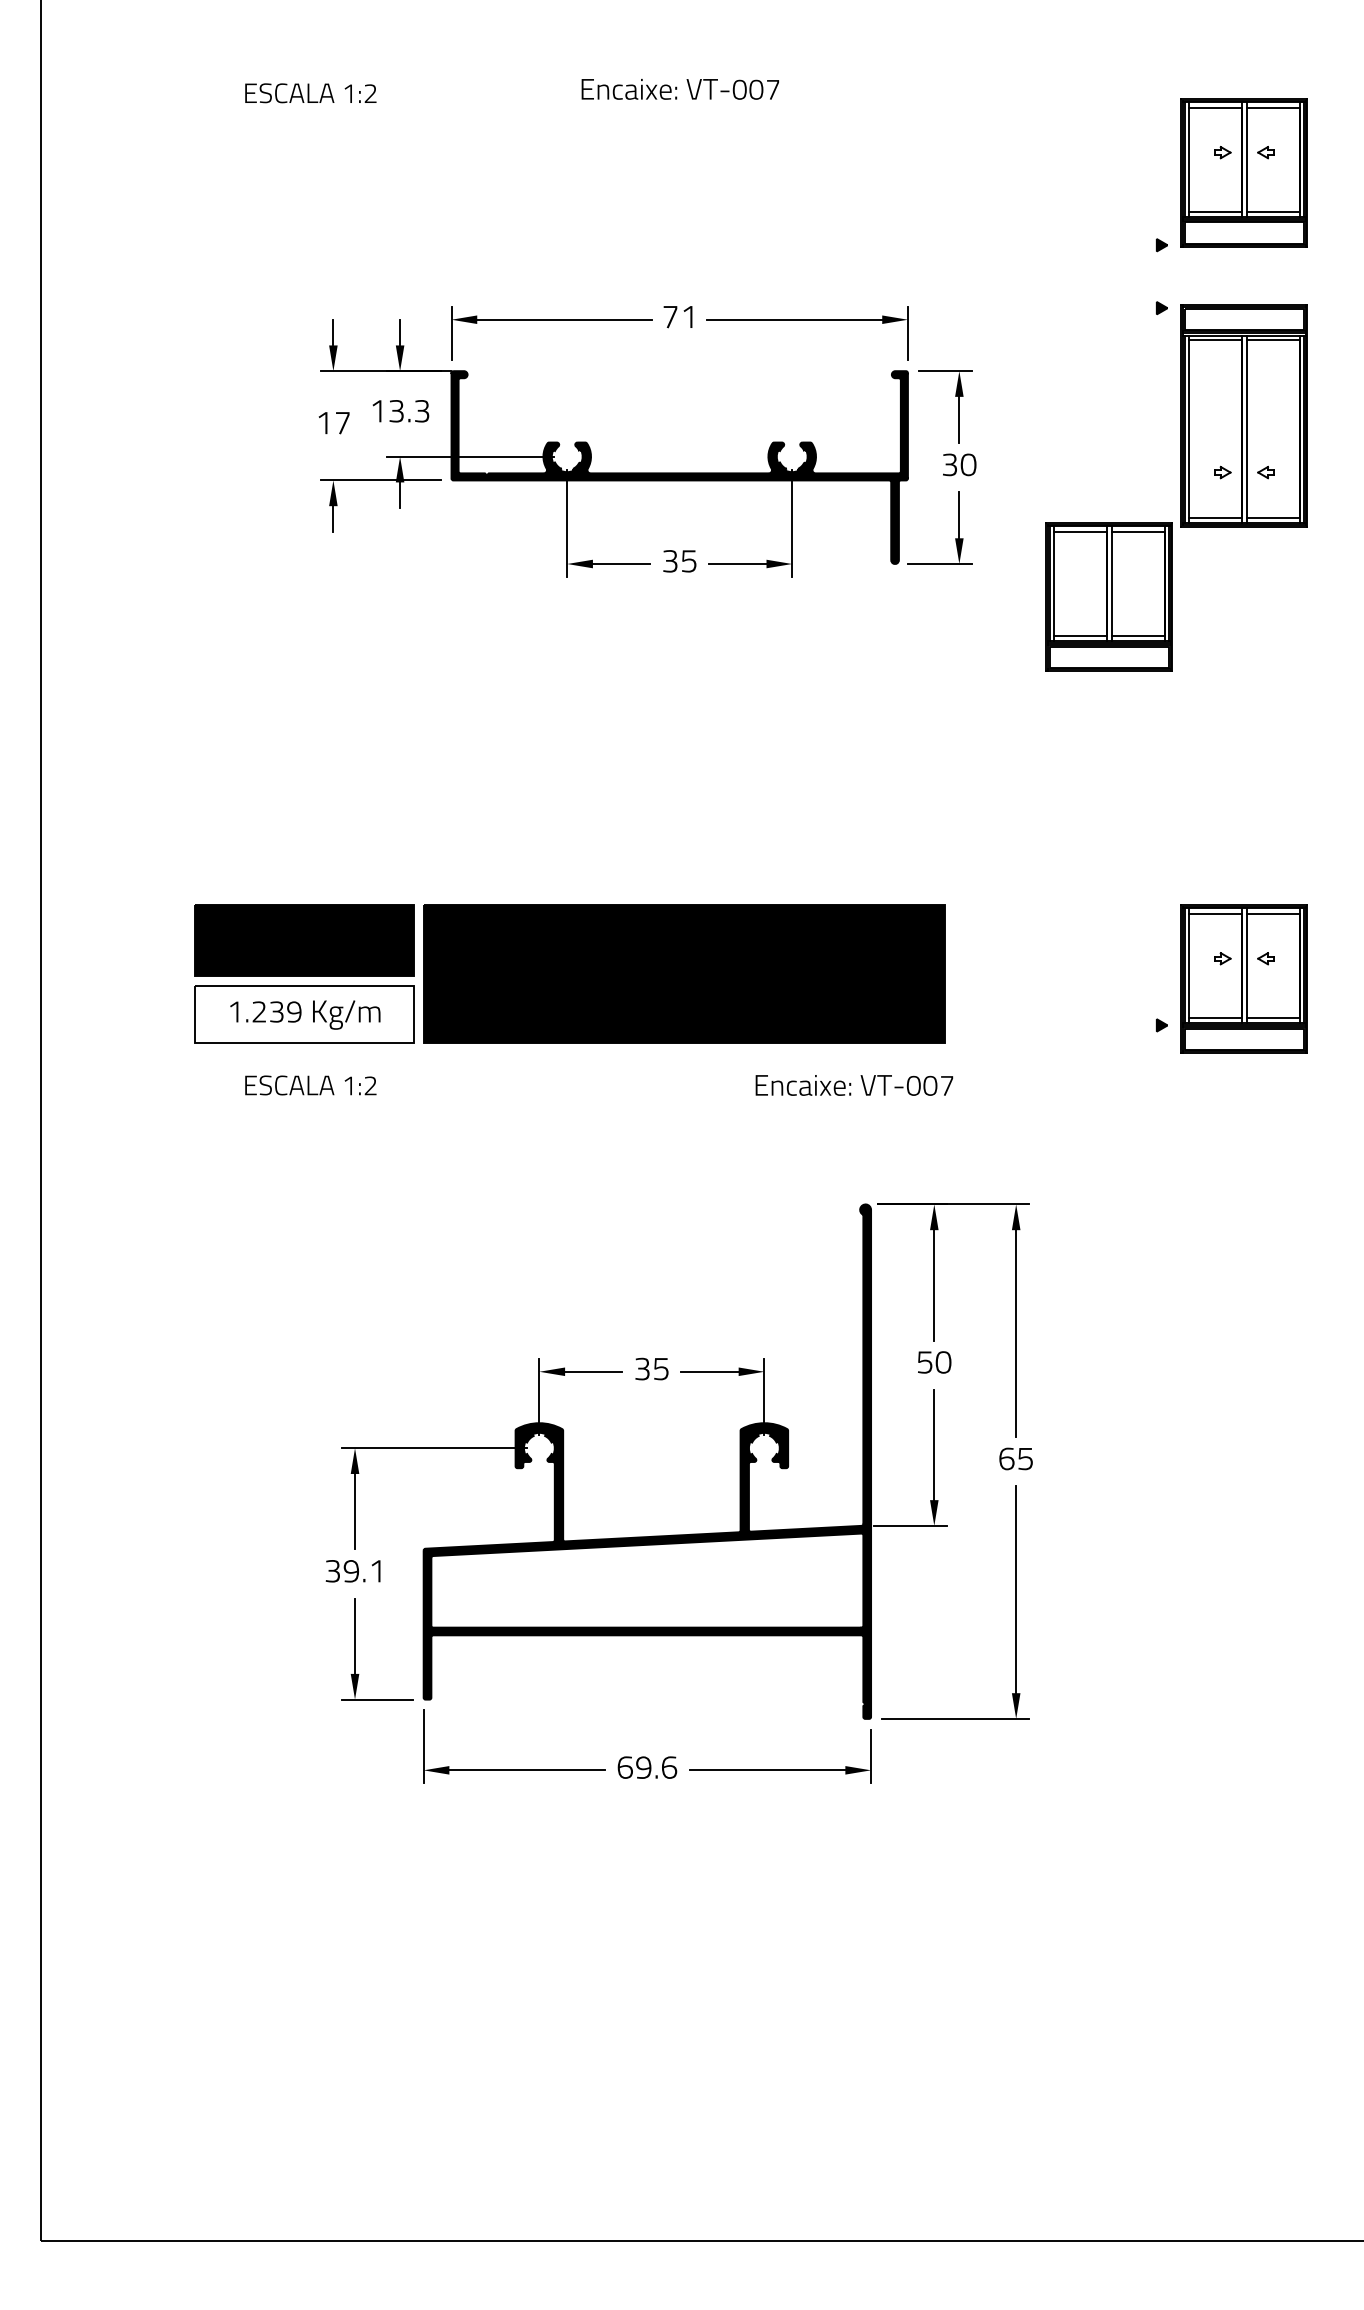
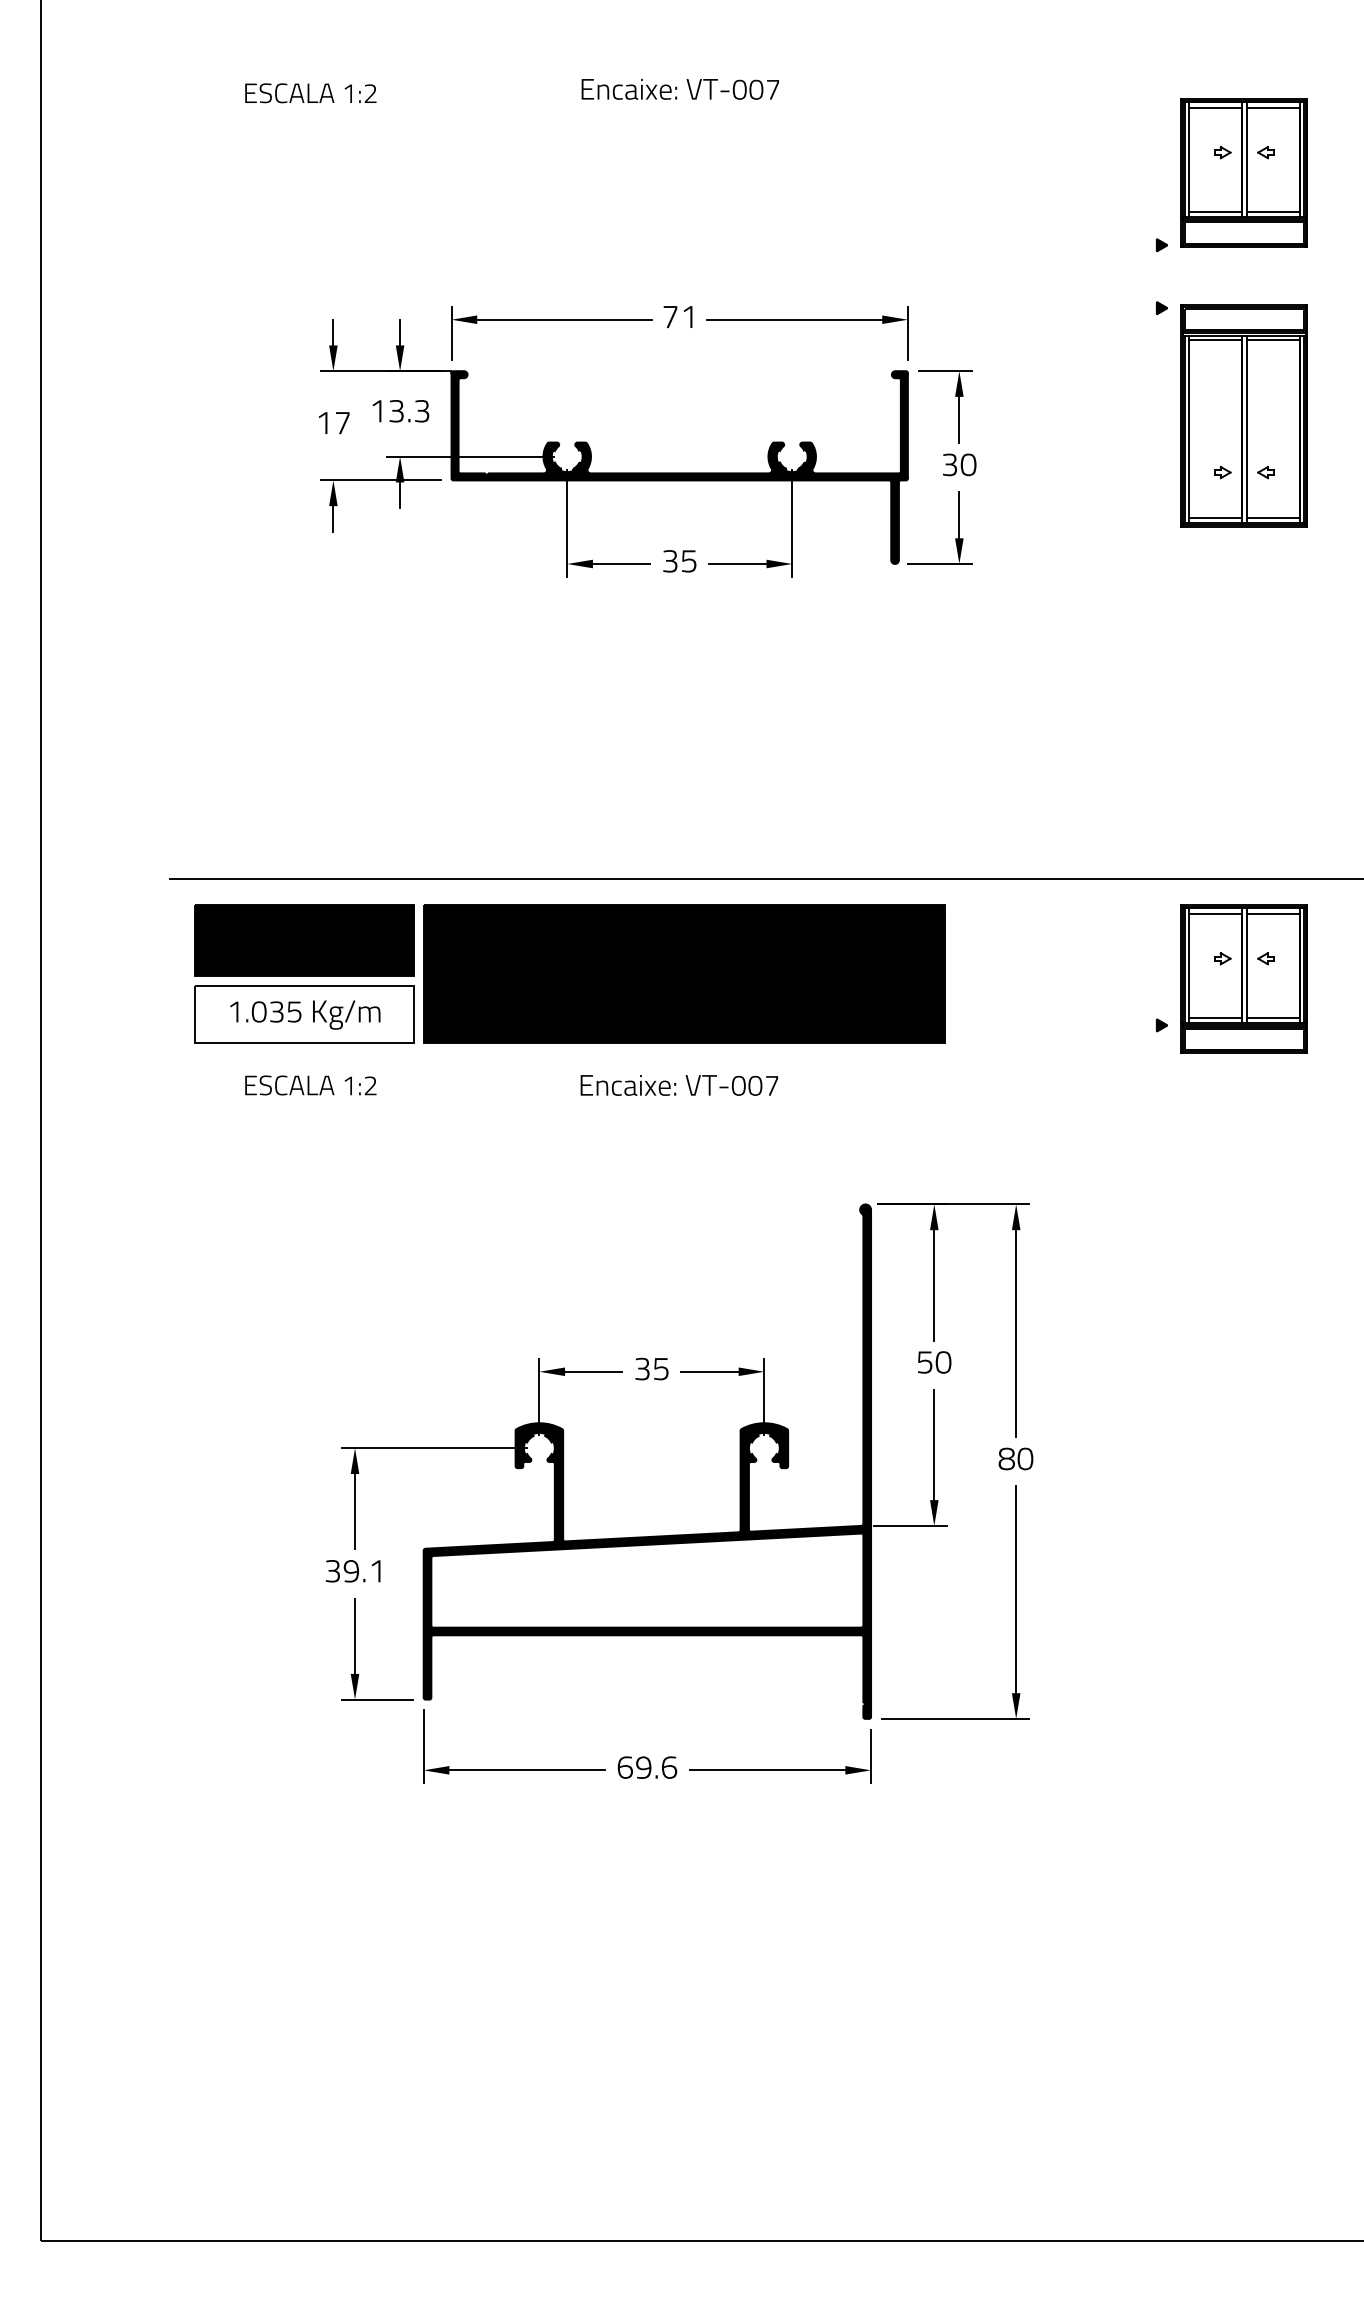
part: present -> none (1108, 596)
line: none -> present (764, 879)
text: 1.239 -> 1.035 (276, 1011)
text position: (854, 1085) -> (679, 1085) (679, 1085)
text: 65 -> 80 (1015, 1458)
